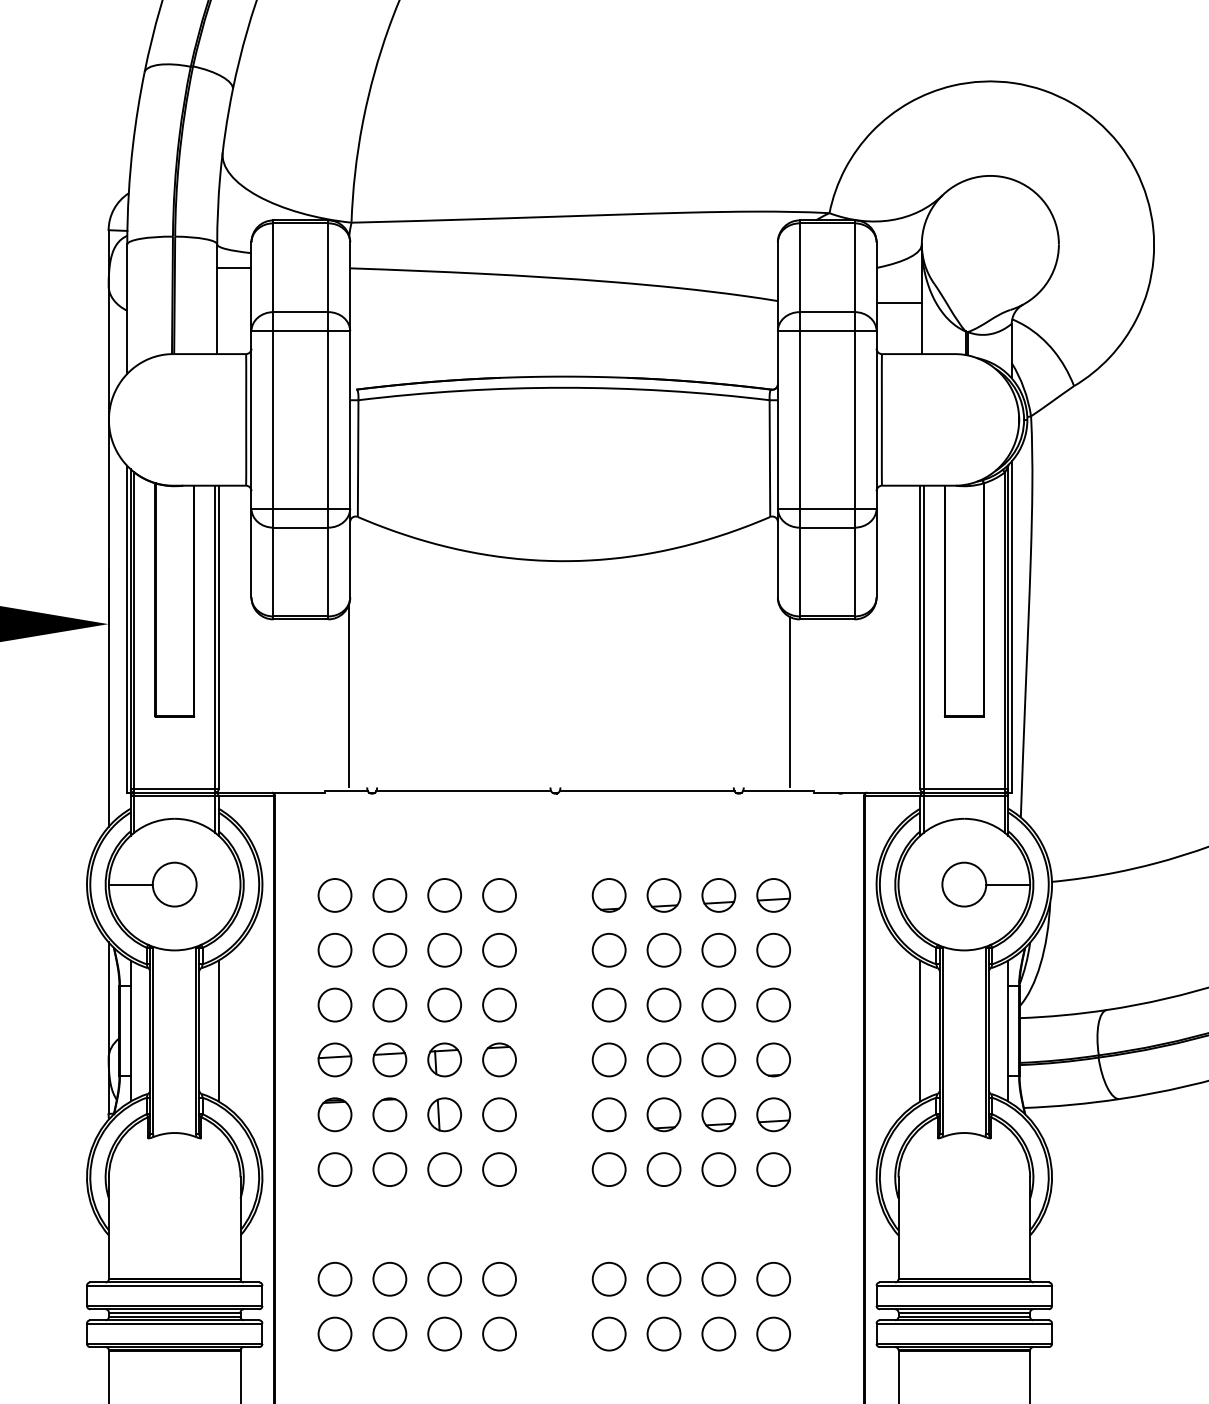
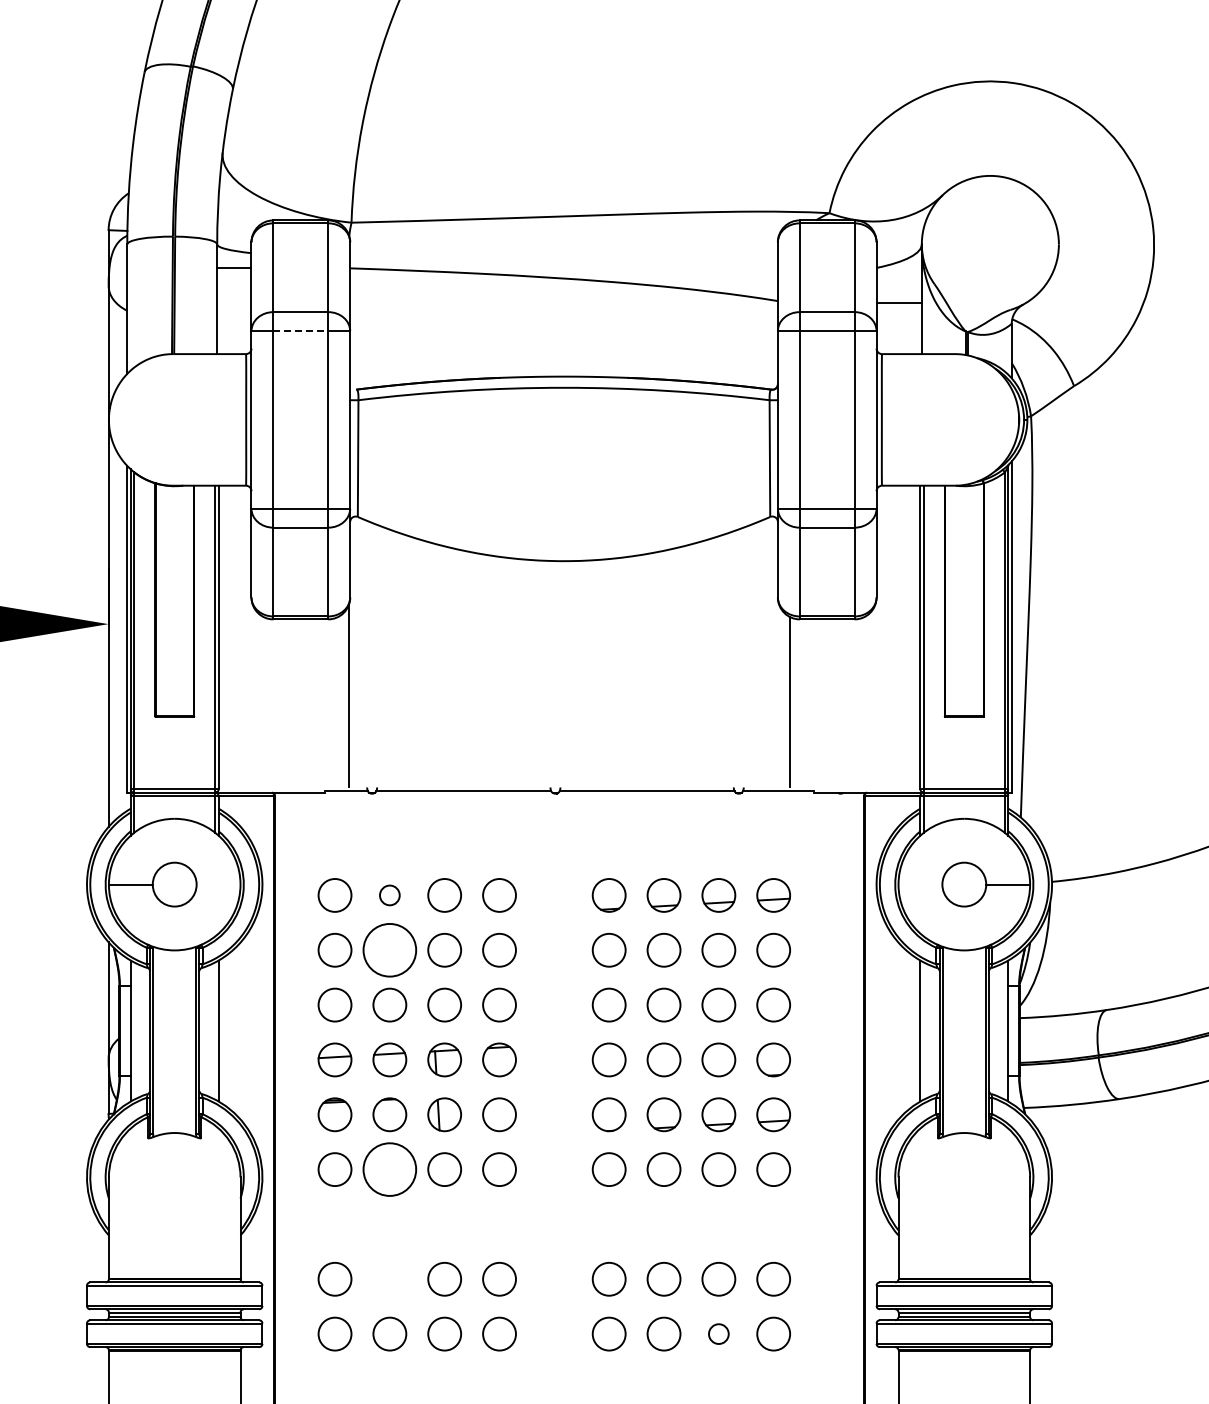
line: solid -> dashed (301, 331)
circle diameter: 33 px -> 20 px (389, 895)
circle diameter: 33 px -> 53 px (389, 949)
circle diameter: 33 px -> 53 px (389, 1169)
circle: present -> none (389, 1279)
circle diameter: 33 px -> 20 px (718, 1333)
